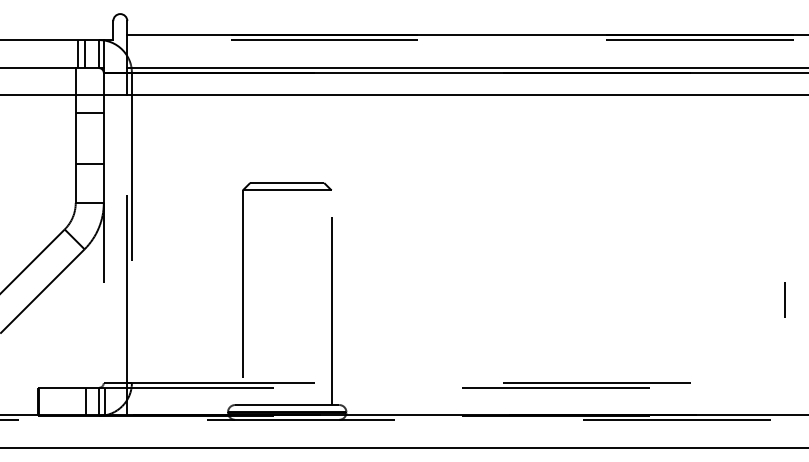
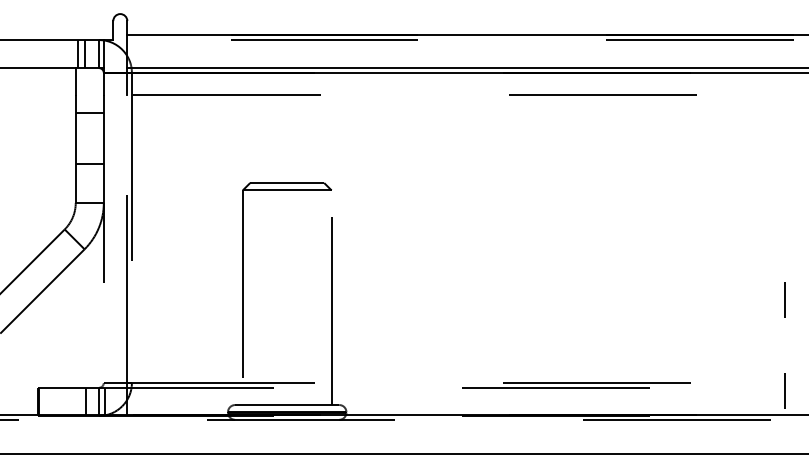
line: solid -> dashed (404, 95)
line: none -> present (784, 390)
line position: (403, 447) -> (403, 453) (403, 453)
